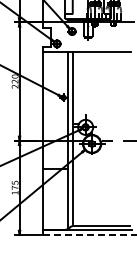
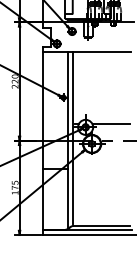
line: none -> present (110, 124)
line: dashed -> solid (89, 234)
